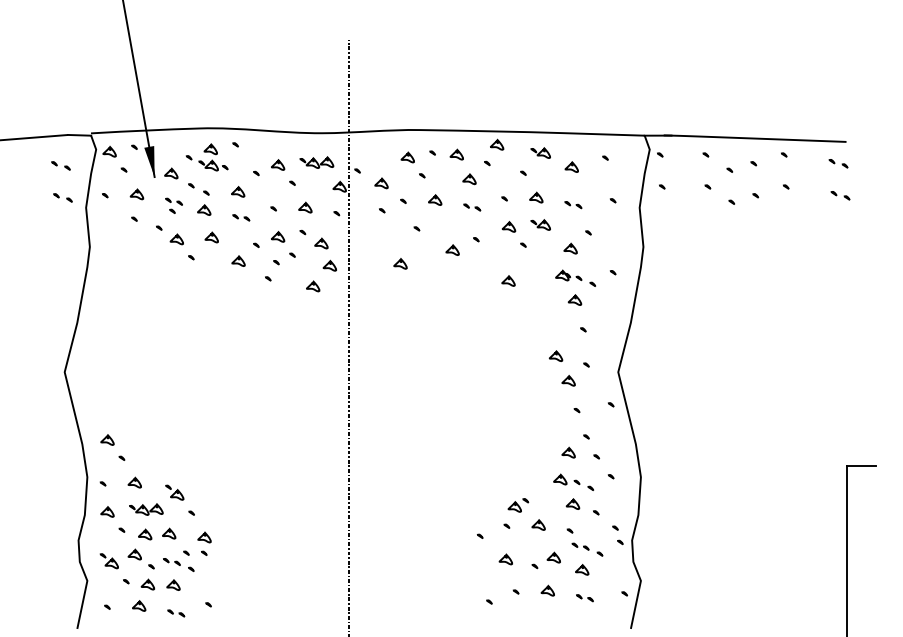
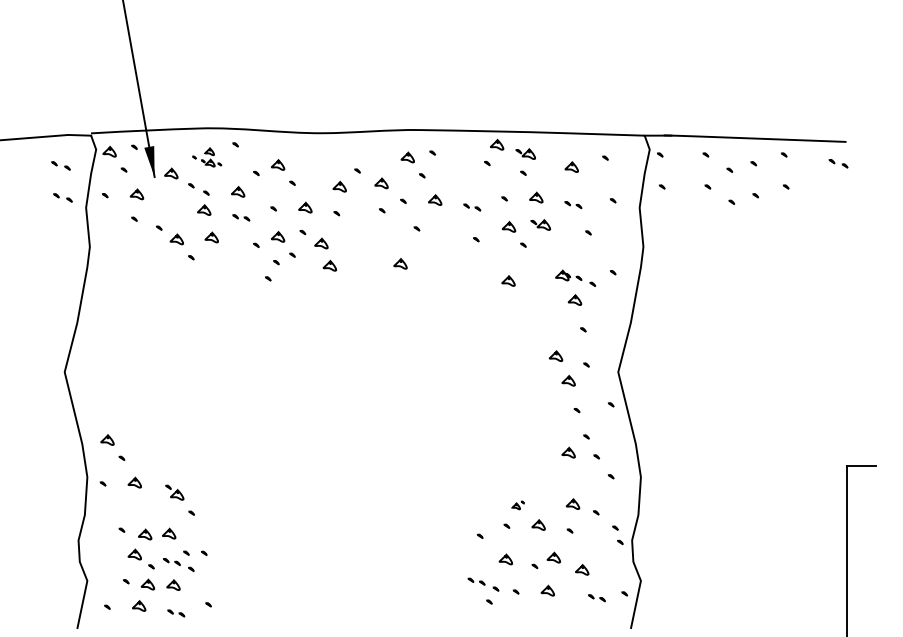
part position: (540, 152) -> (525, 153) (525, 153)
curve: present -> none (456, 153)
part size: 44x29 px -> 31x21 px (207, 157)
part: present -> none (316, 162)
curve: present -> none (469, 178)
part: present -> none (840, 195)
part: present -> none (173, 205)
curve: present -> none (570, 247)
curve: present -> none (452, 249)
curve: present -> none (238, 260)
curve: present -> none (313, 285)
line: present -> none (349, 336)
part: present -> none (573, 481)
part size: 23x15 px -> 14x11 px (517, 505)
part: present -> none (146, 509)
curve: present -> none (107, 510)
curve: present -> none (204, 536)
part position: (587, 549) -> (483, 584) (483, 584)
part: present -> none (108, 561)
part position: (584, 598) -> (596, 598) (596, 598)
